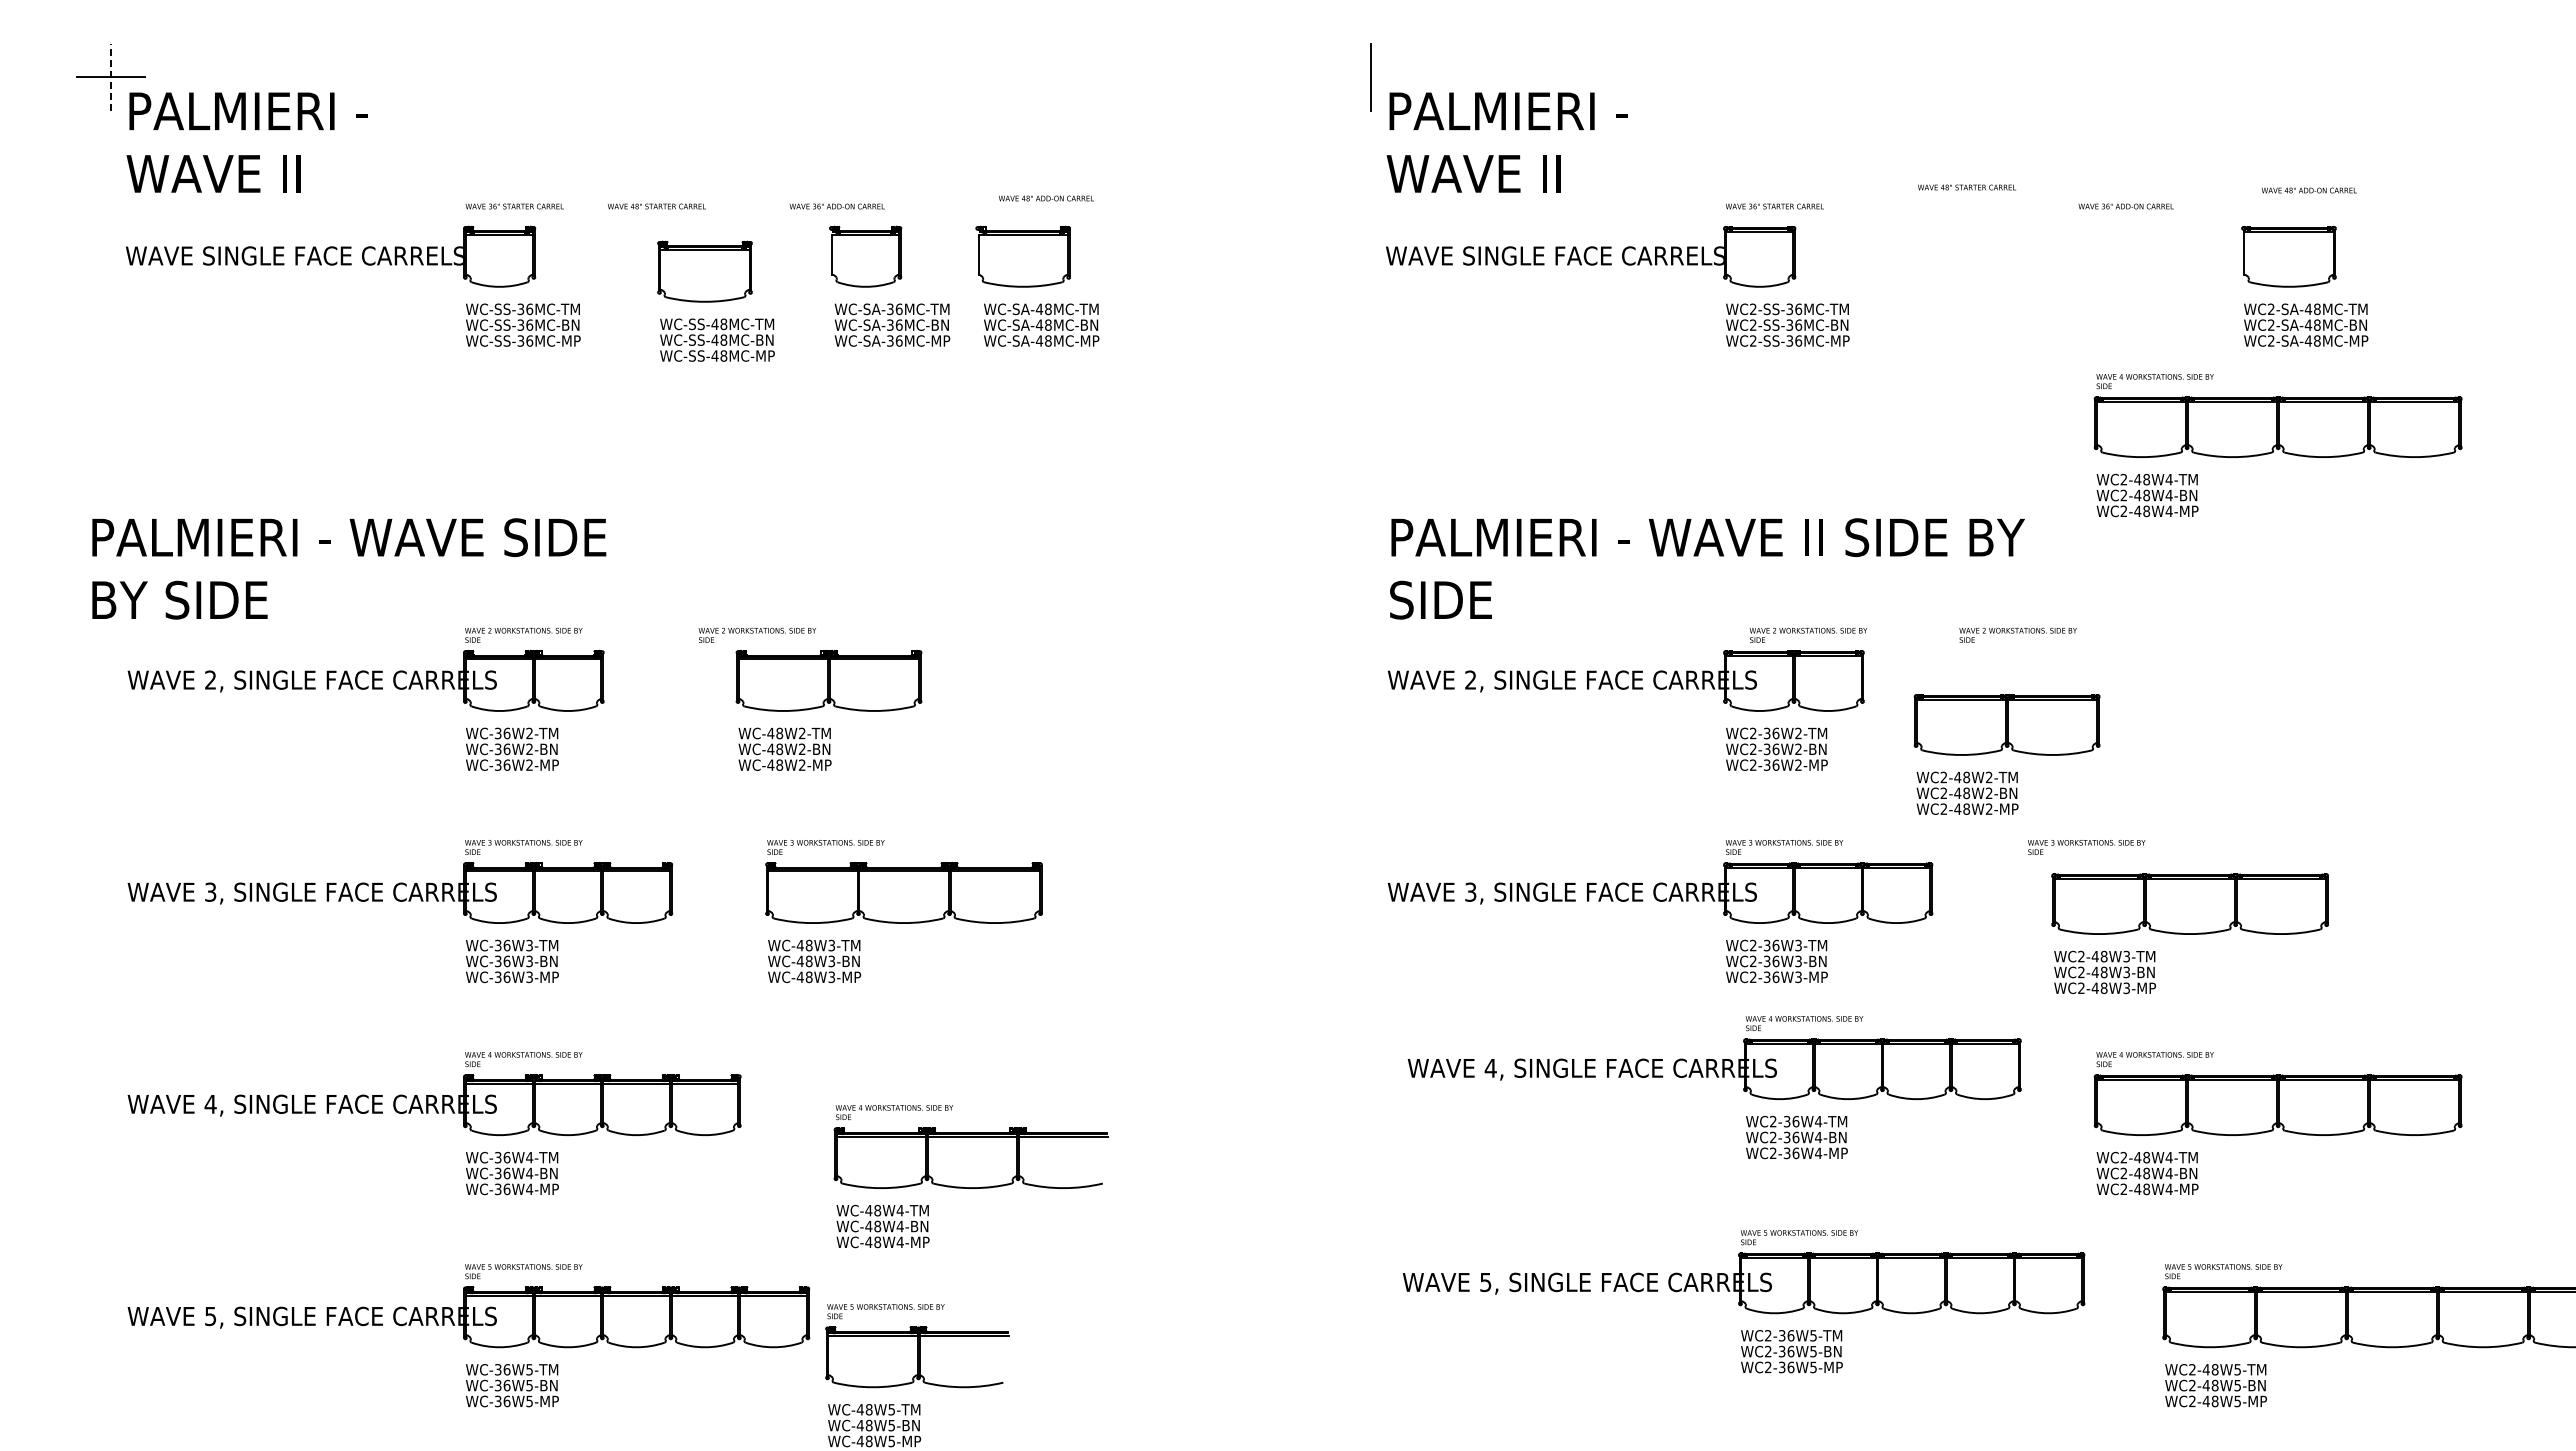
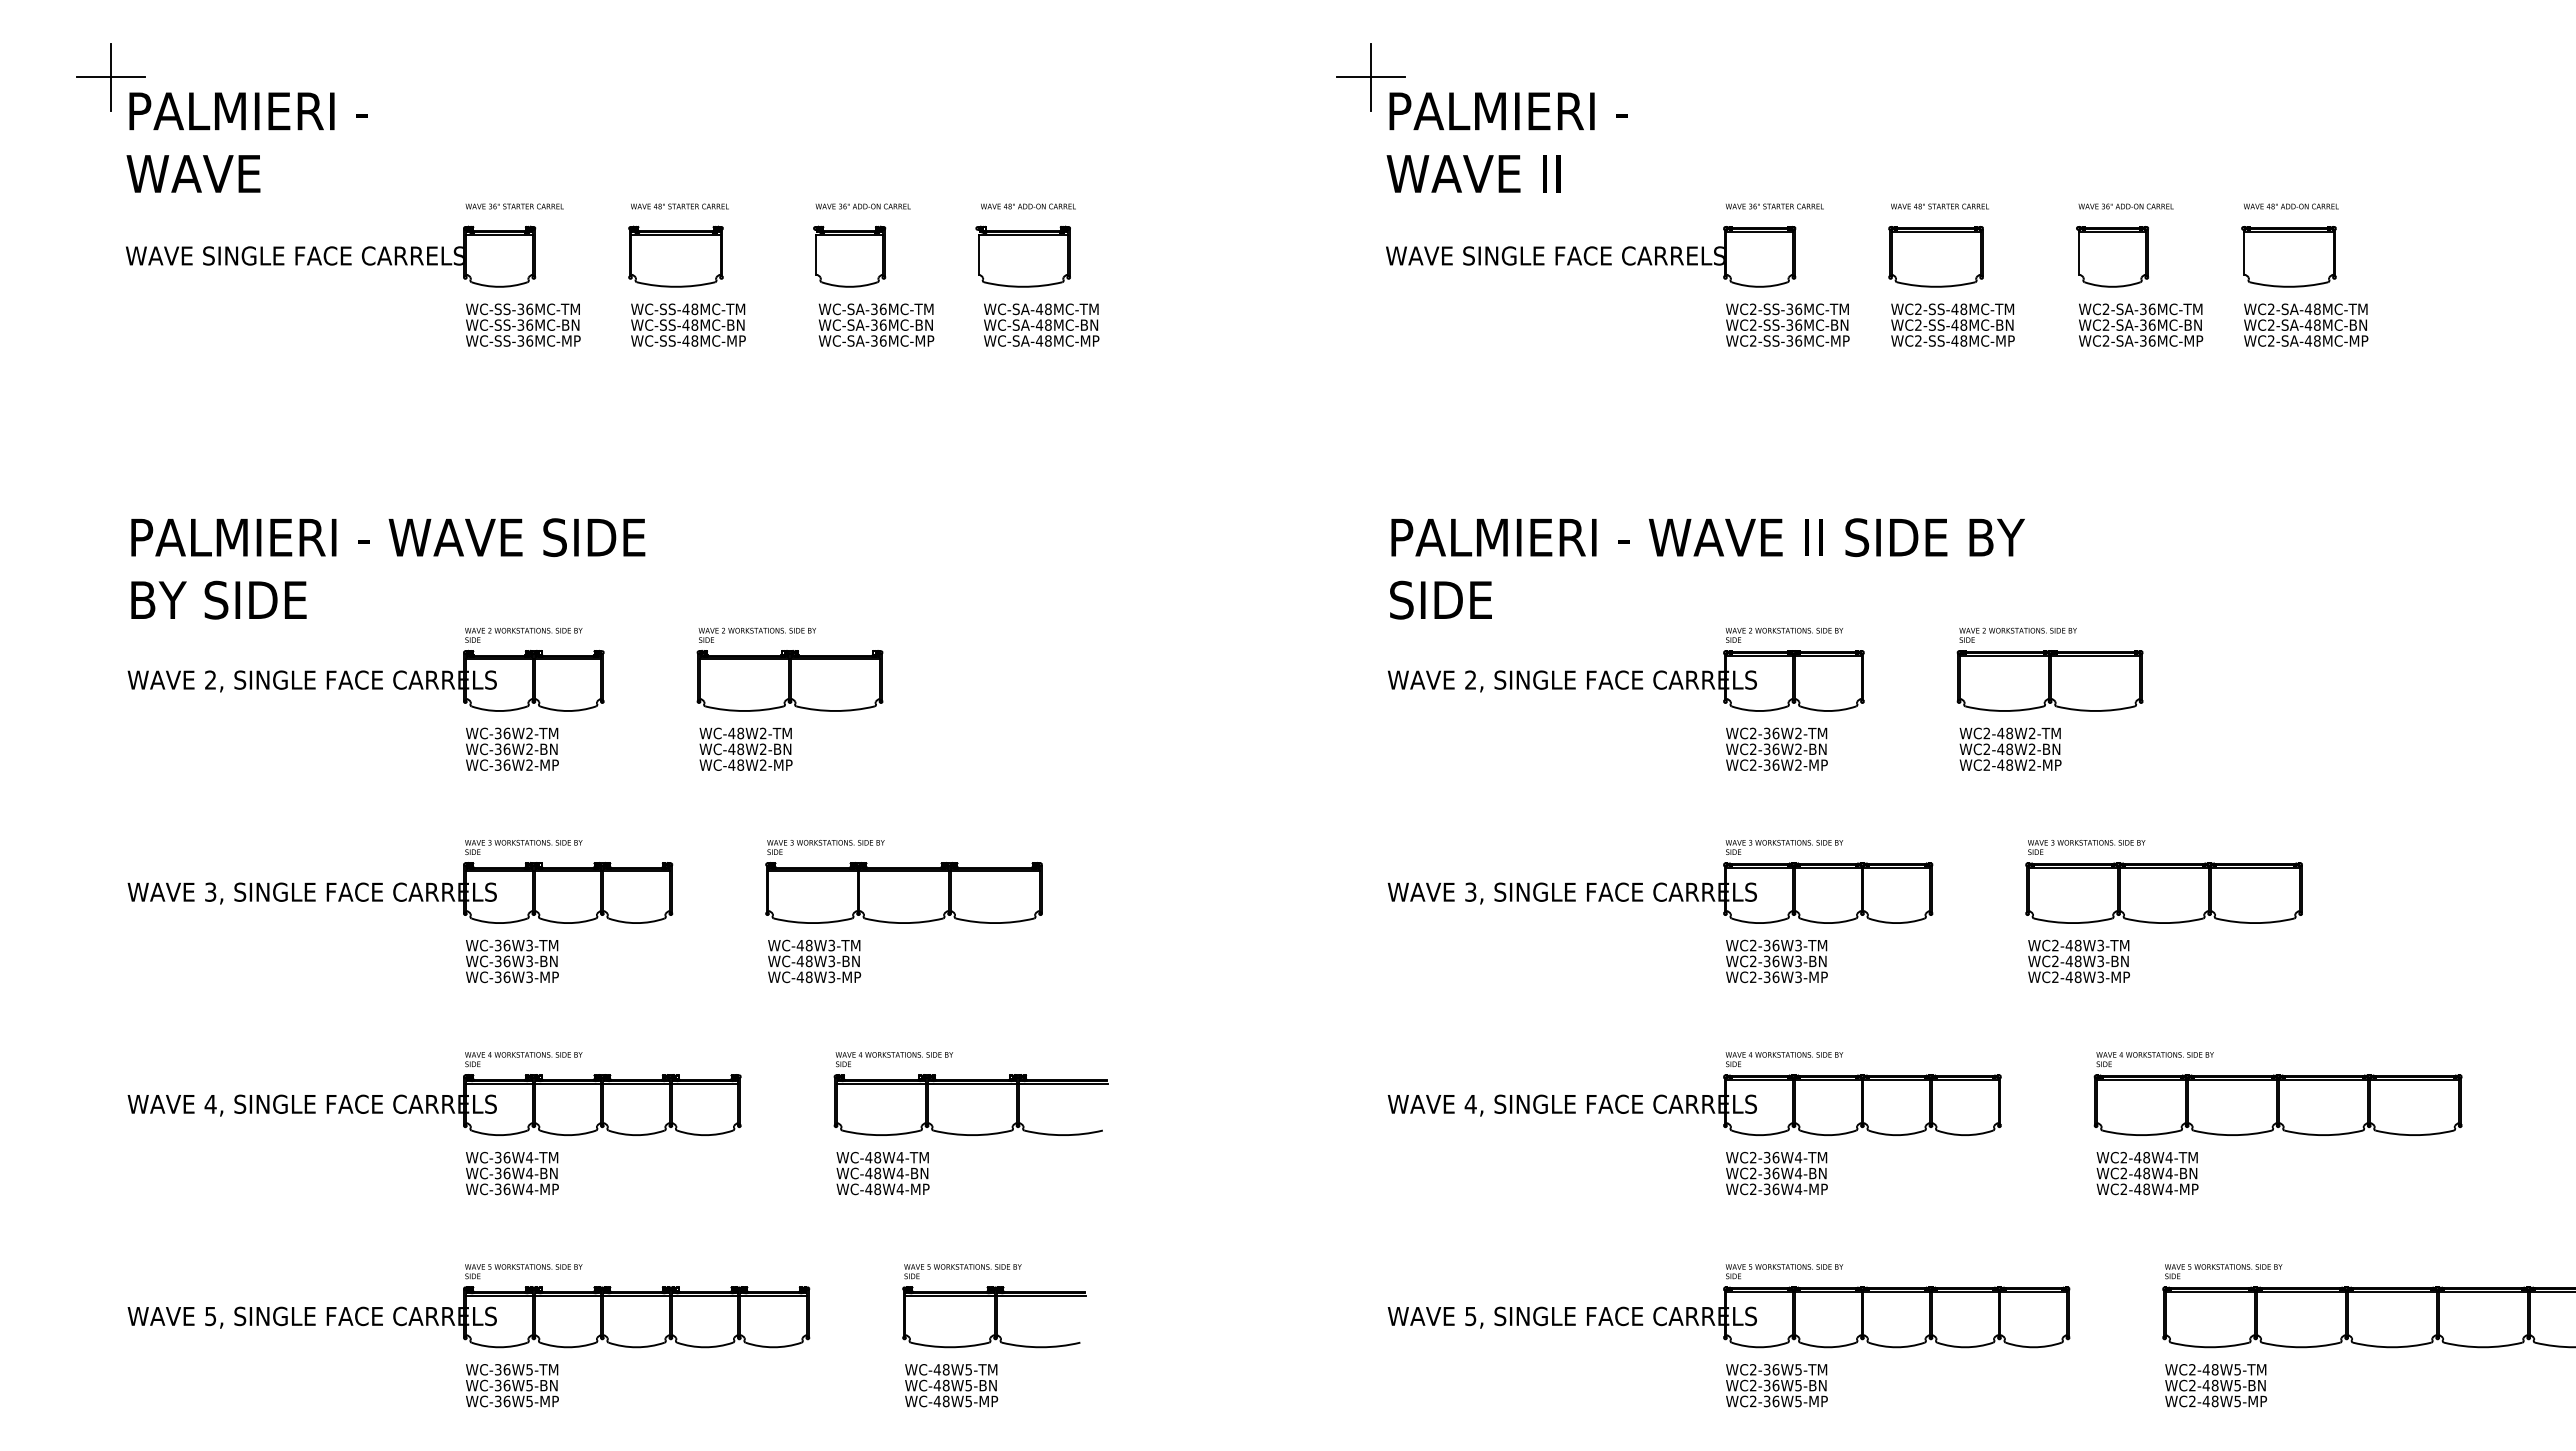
line: dashed -> solid (111, 77)
line: none -> present (1370, 77)
text: PALMIERI - WAVE II -> PALMIERI - WAVE (291, 173)
text position: (1966, 187) -> (1939, 206) (1939, 206)
text position: (2308, 190) -> (2290, 206) (2290, 206)
text position: (1046, 198) -> (1028, 206) (1028, 206)
text position: (656, 206) -> (679, 206) (679, 206)
text position: (836, 206) -> (862, 206) (862, 206)
part position: (889, 285) -> (873, 285) (873, 285)
part: none -> present (1951, 286)
part: none -> present (2139, 286)
part position: (715, 300) -> (686, 285) (686, 285)
part: present -> none (2277, 445)
text position: (349, 568) -> (388, 568) (388, 568)
text position: (1807, 634) -> (1783, 634) (1783, 634)
part position: (828, 710) -> (789, 710) (789, 710)
part position: (2006, 754) -> (2049, 710) (2049, 710)
part position: (2189, 933) -> (2163, 922) (2163, 922)
part position: (1716, 1077) -> (1696, 1113) (1696, 1113)
part position: (970, 1176) -> (970, 1123) (970, 1123)
part position: (1743, 1301) -> (1728, 1335) (1728, 1335)
part position: (917, 1375) -> (994, 1335) (994, 1335)
